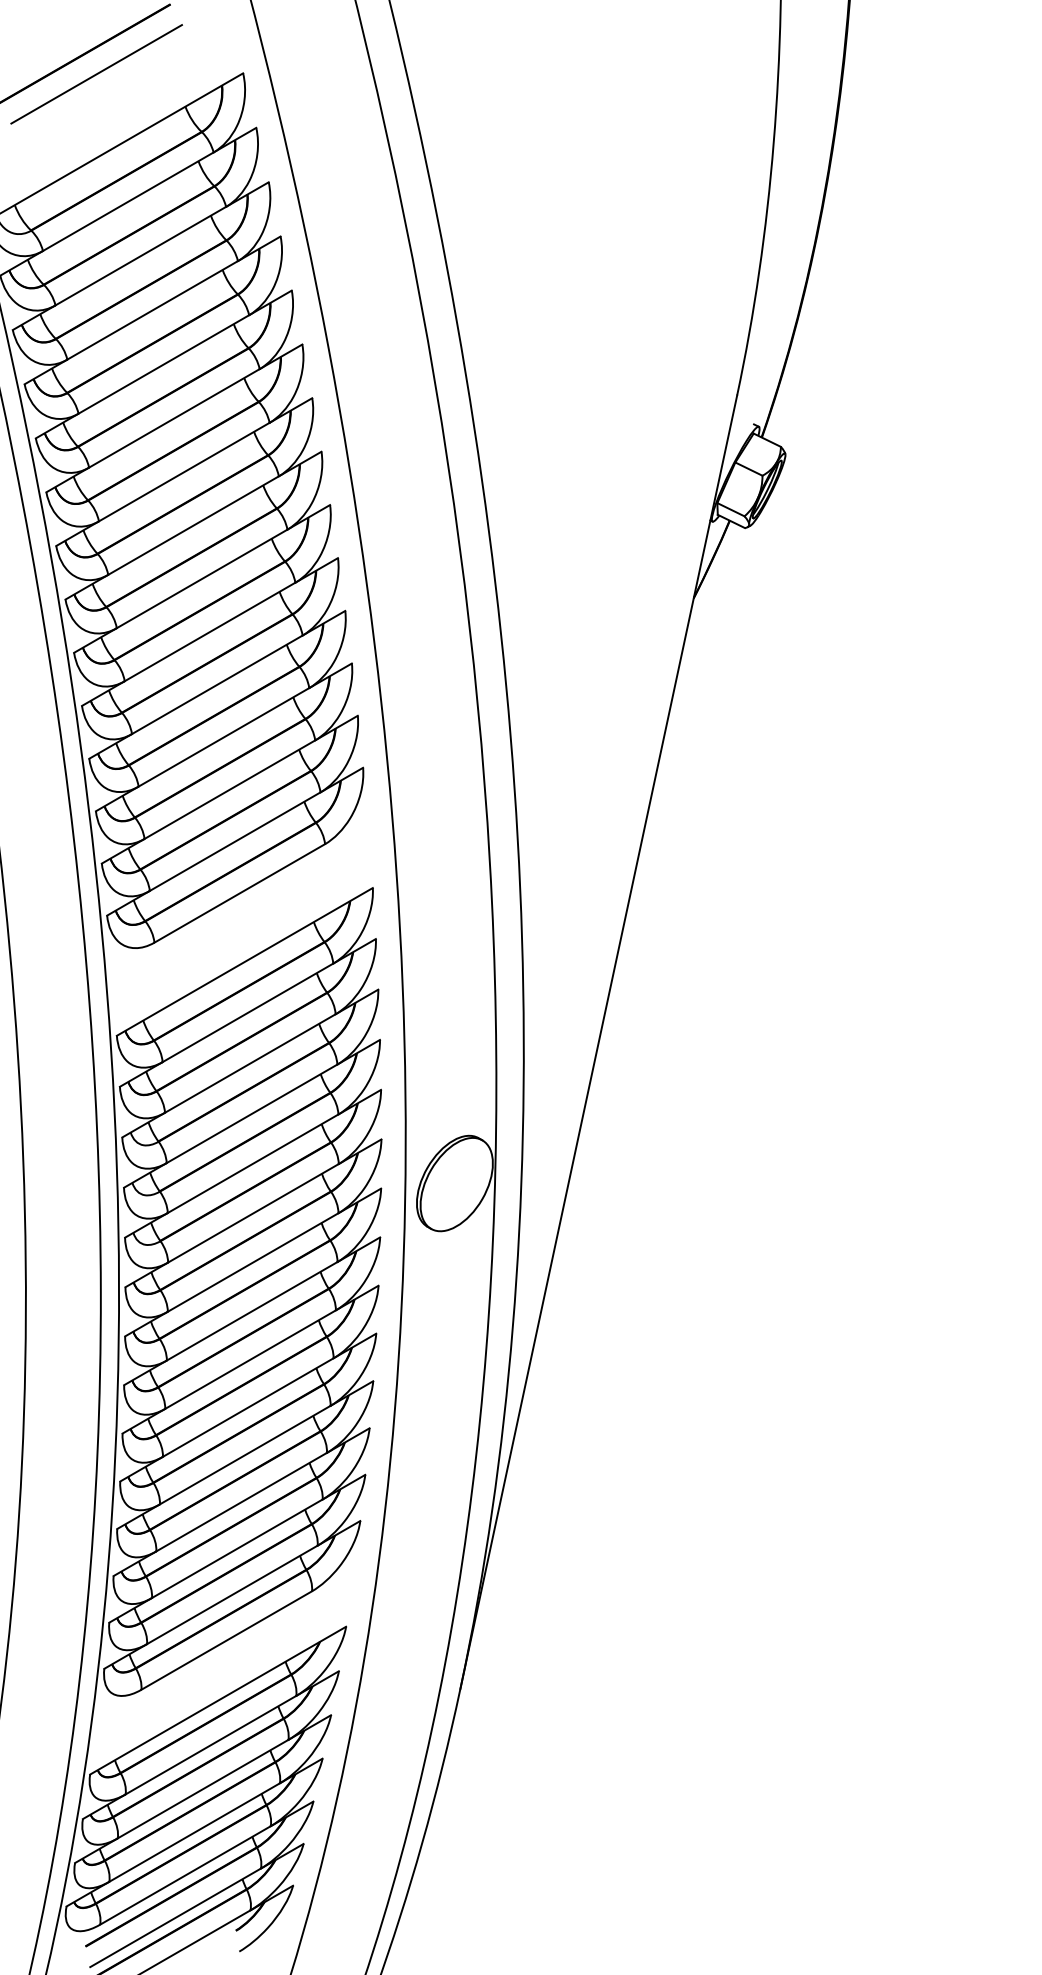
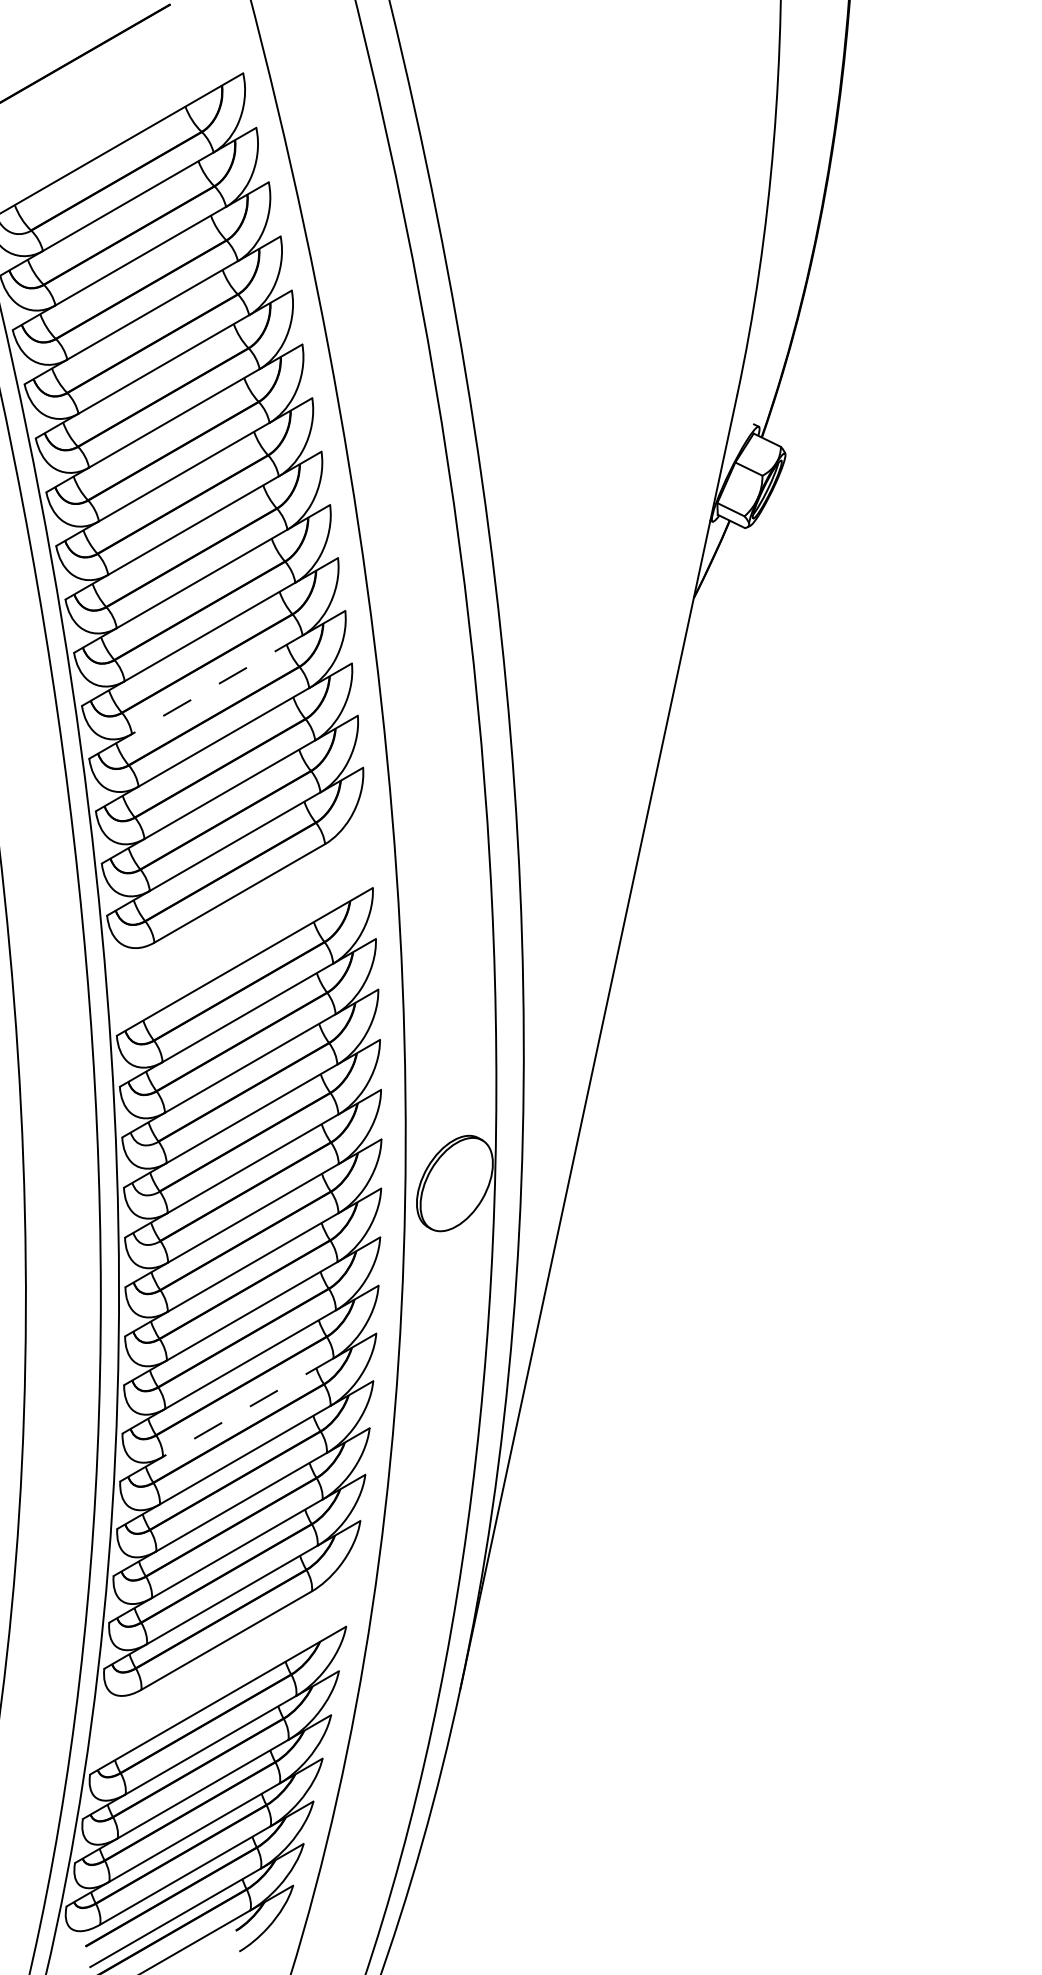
line: present -> none (96, 74)
line: solid -> dashed (217, 684)
line: solid -> dashed (248, 1407)
